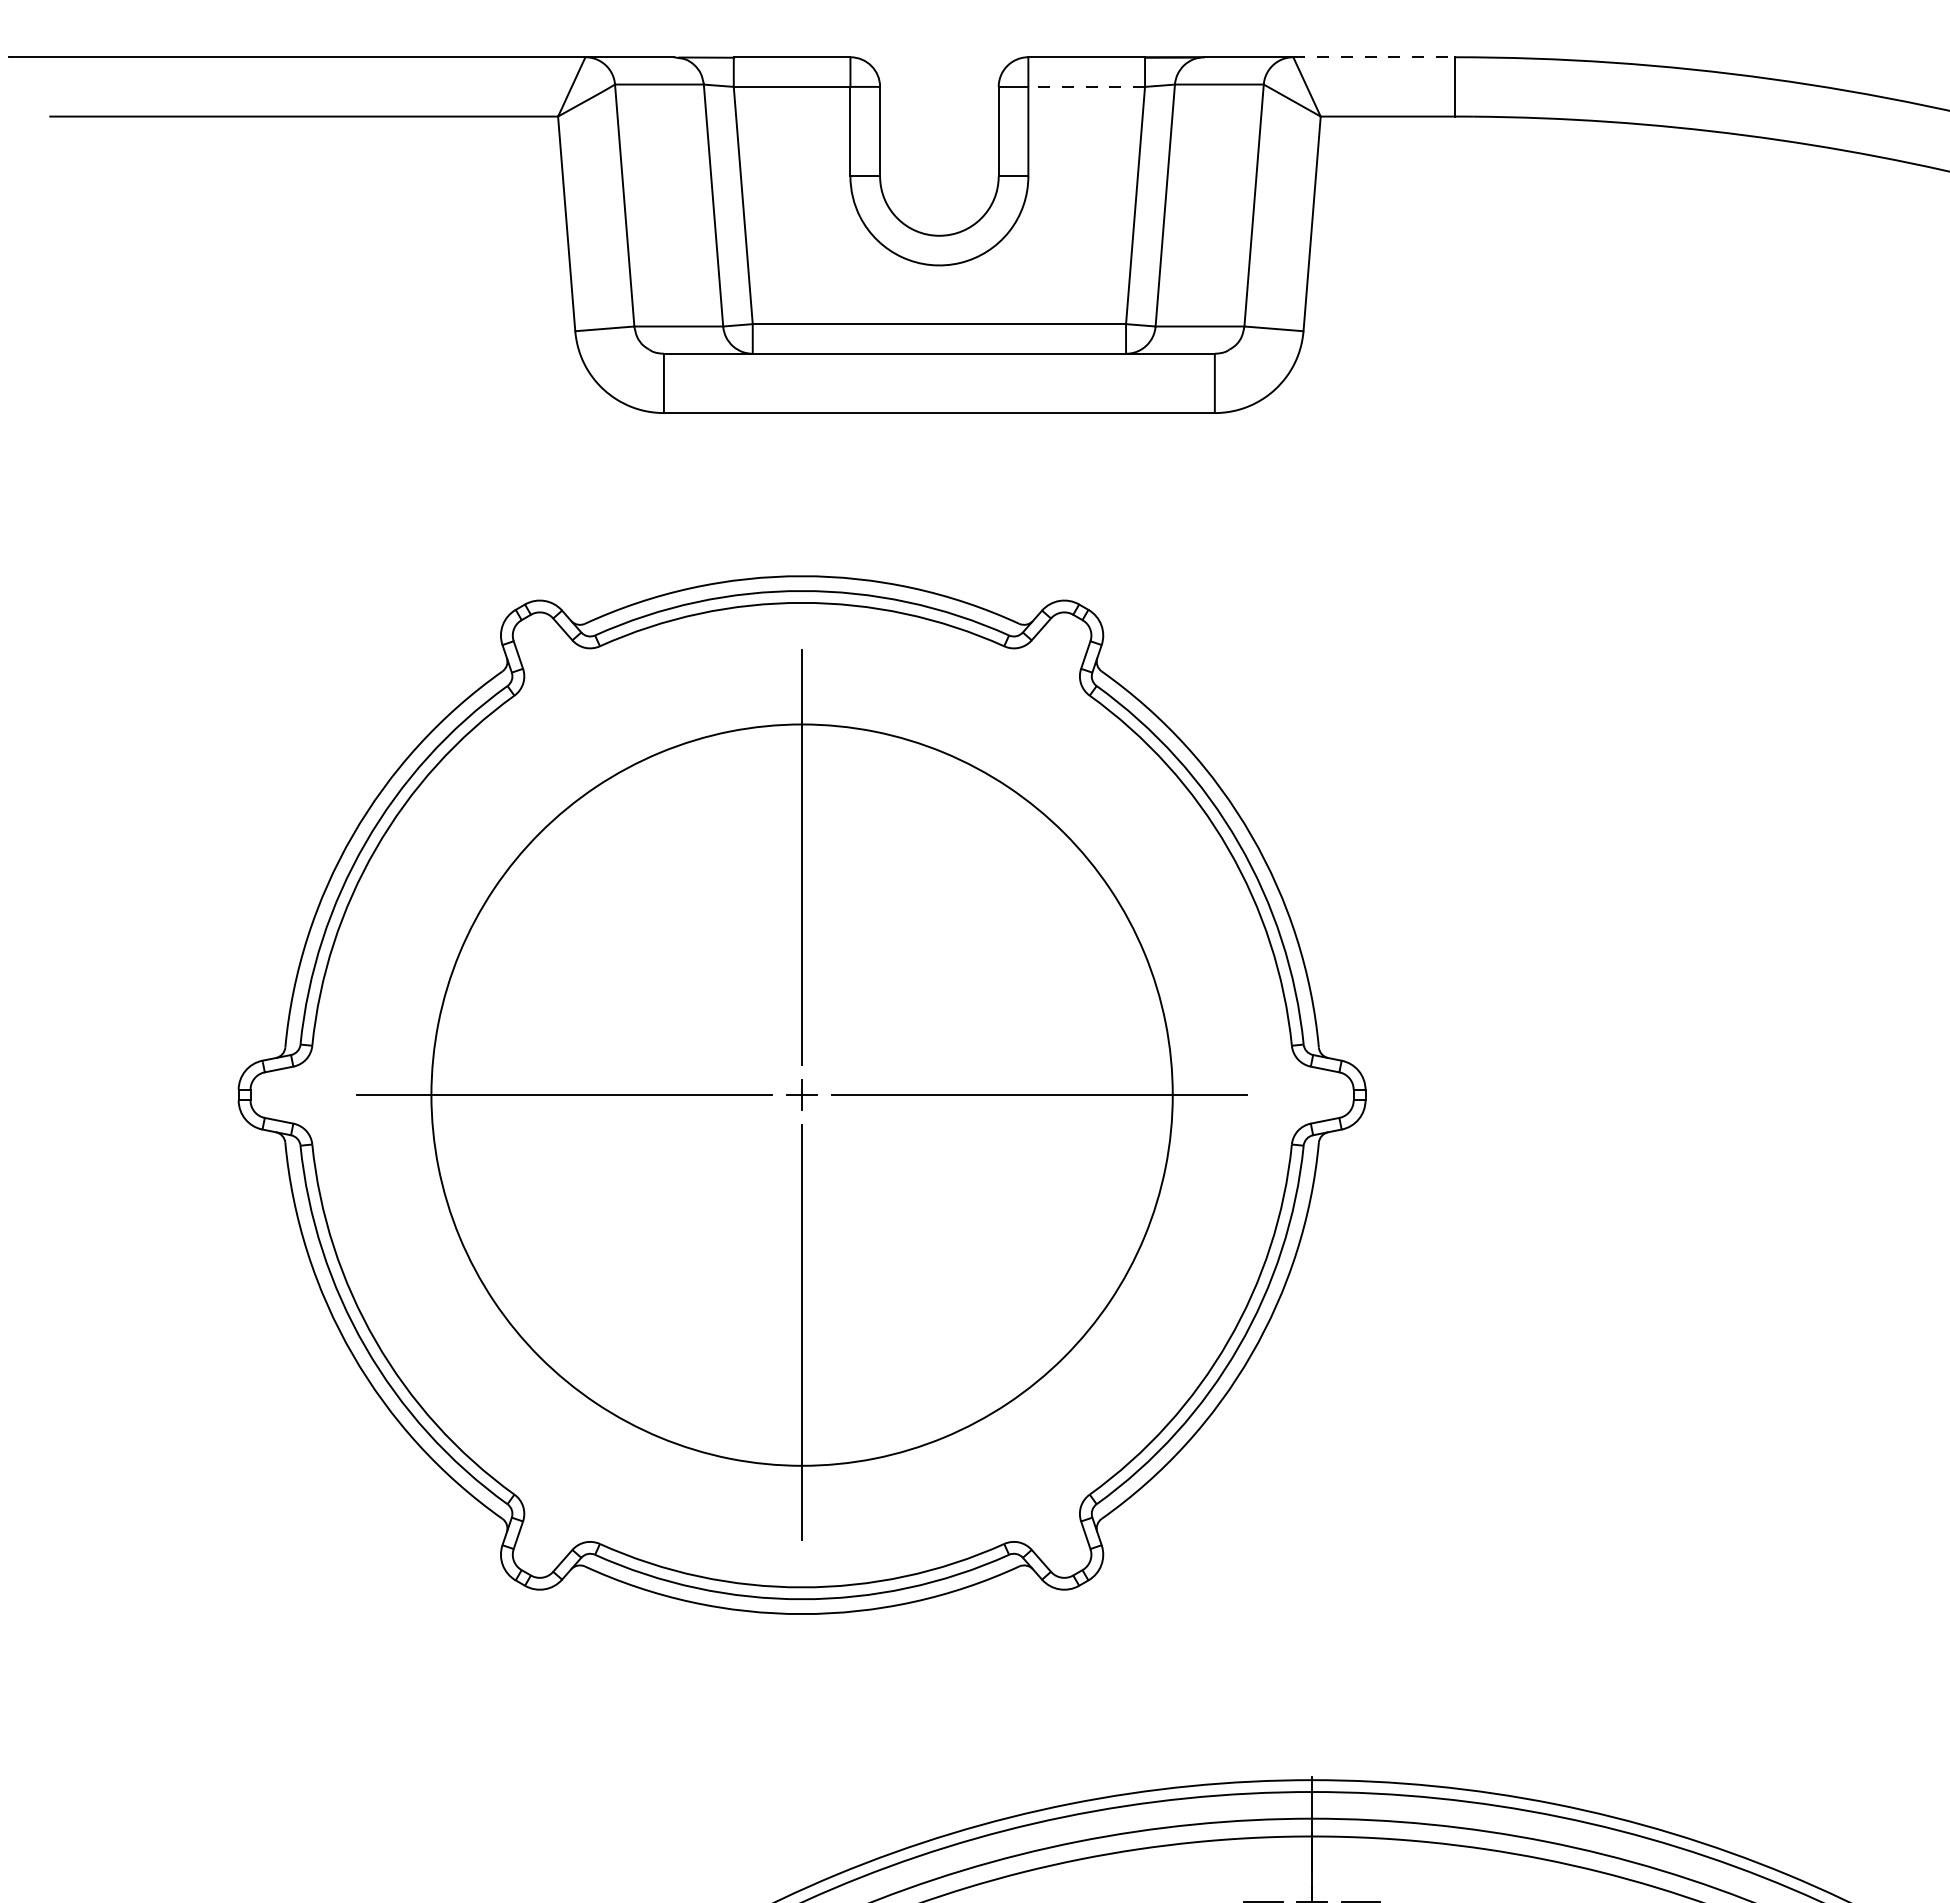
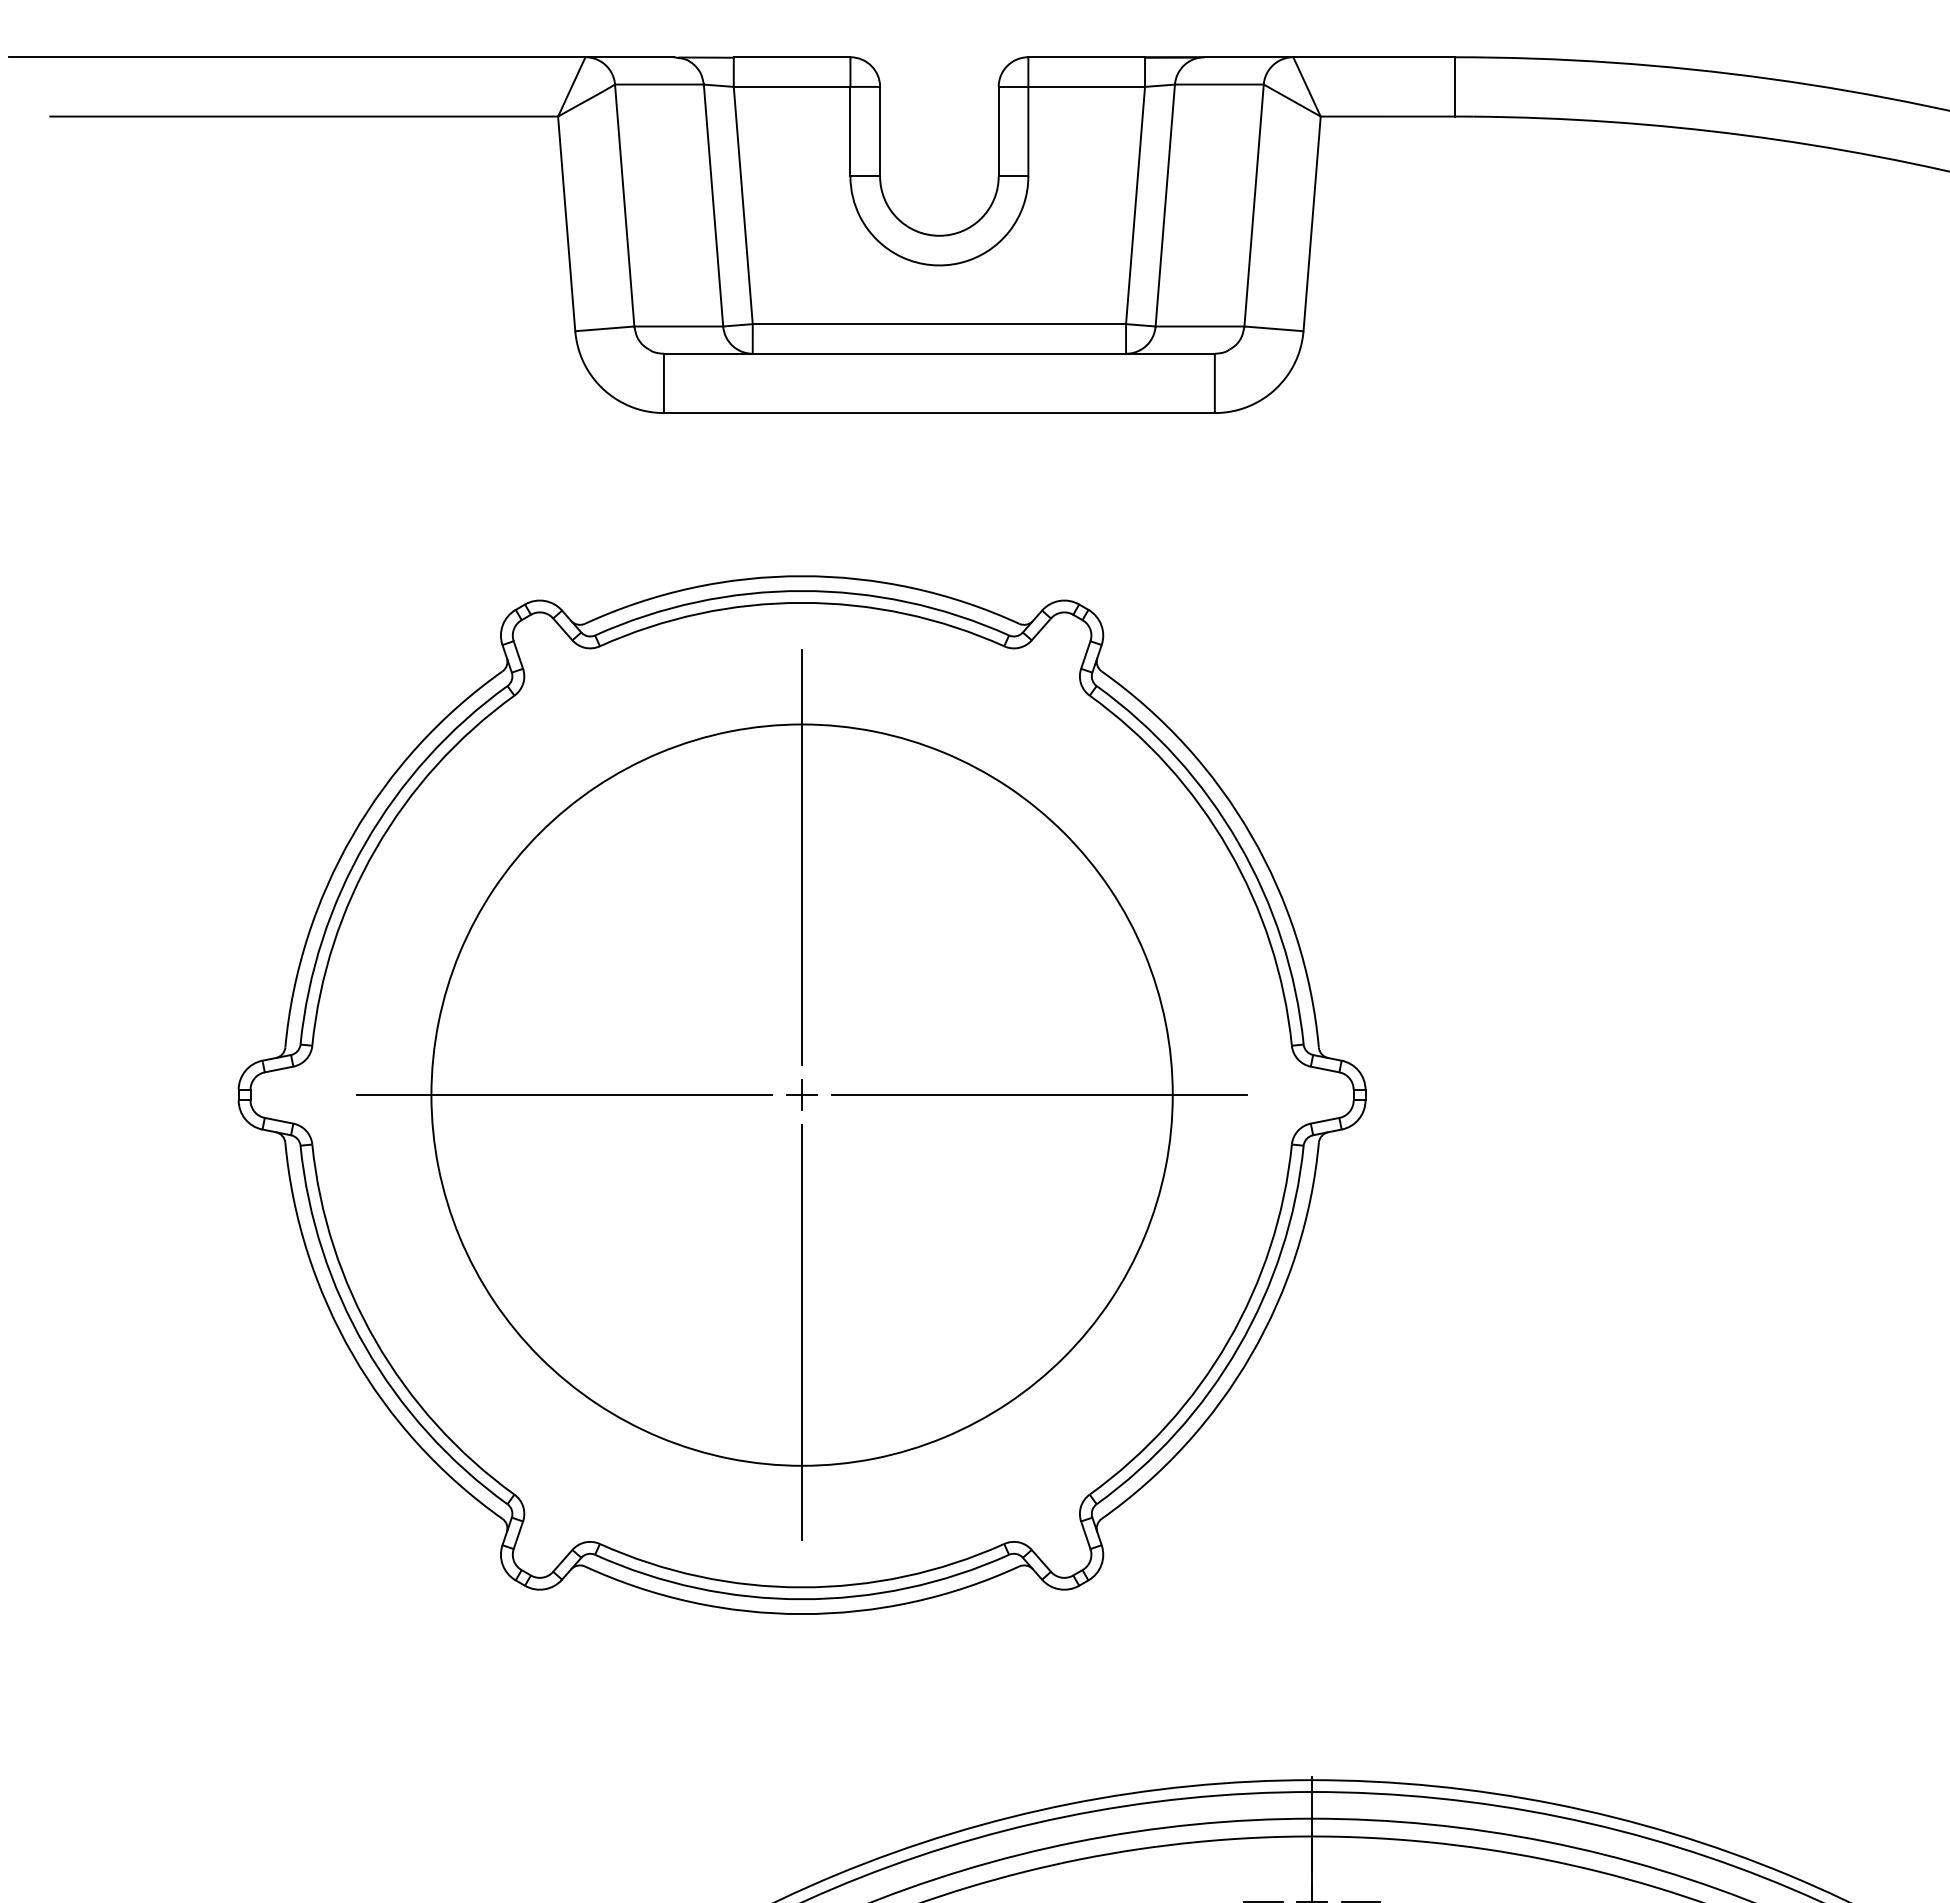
line: dashed -> solid (1374, 57)
line: dashed -> solid (1086, 86)
